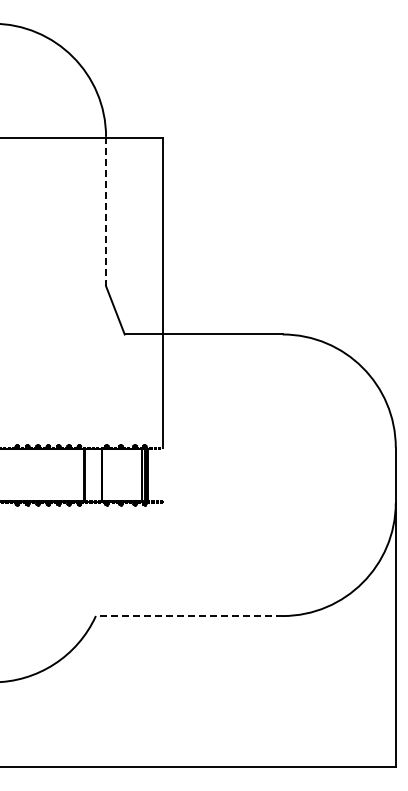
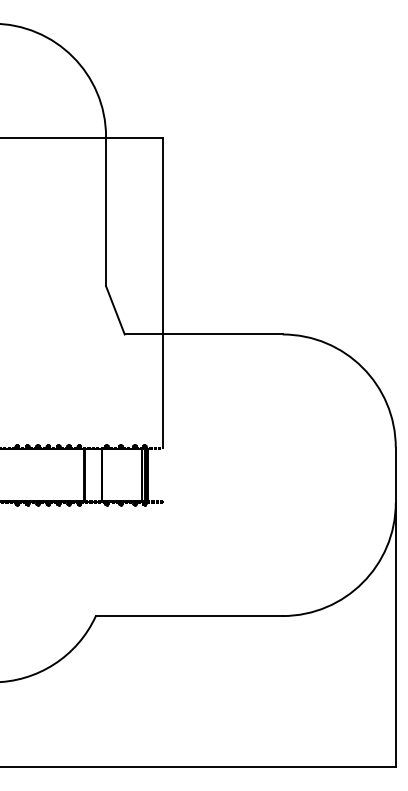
line: dashed -> solid (106, 211)
line: dashed -> solid (188, 616)
